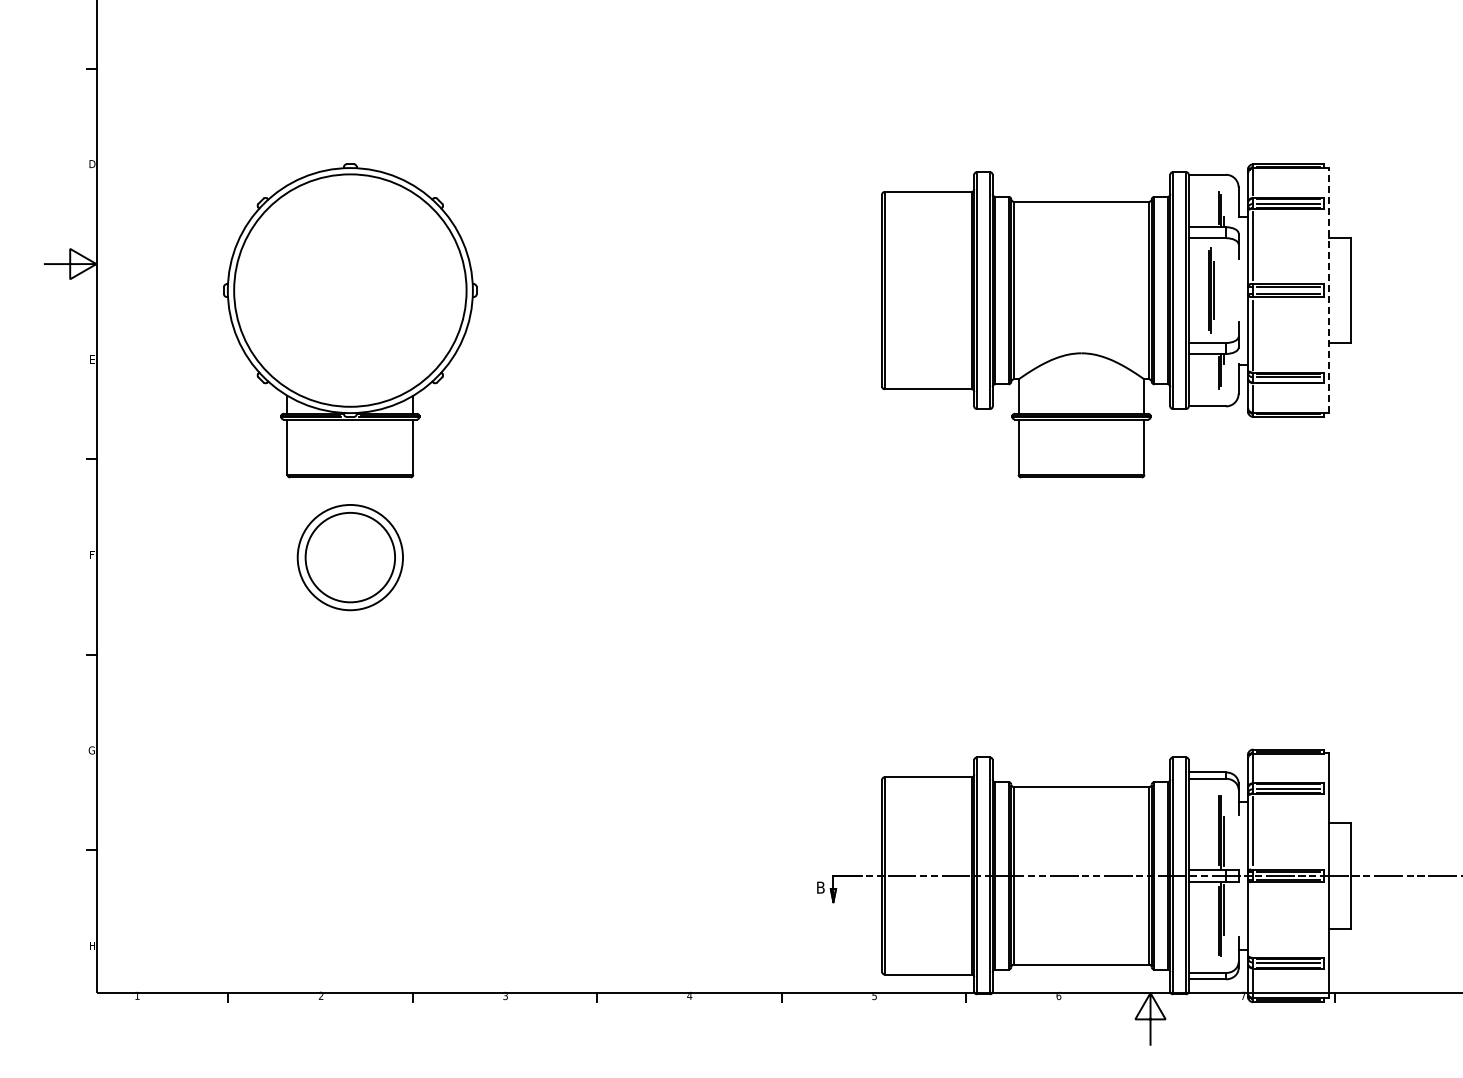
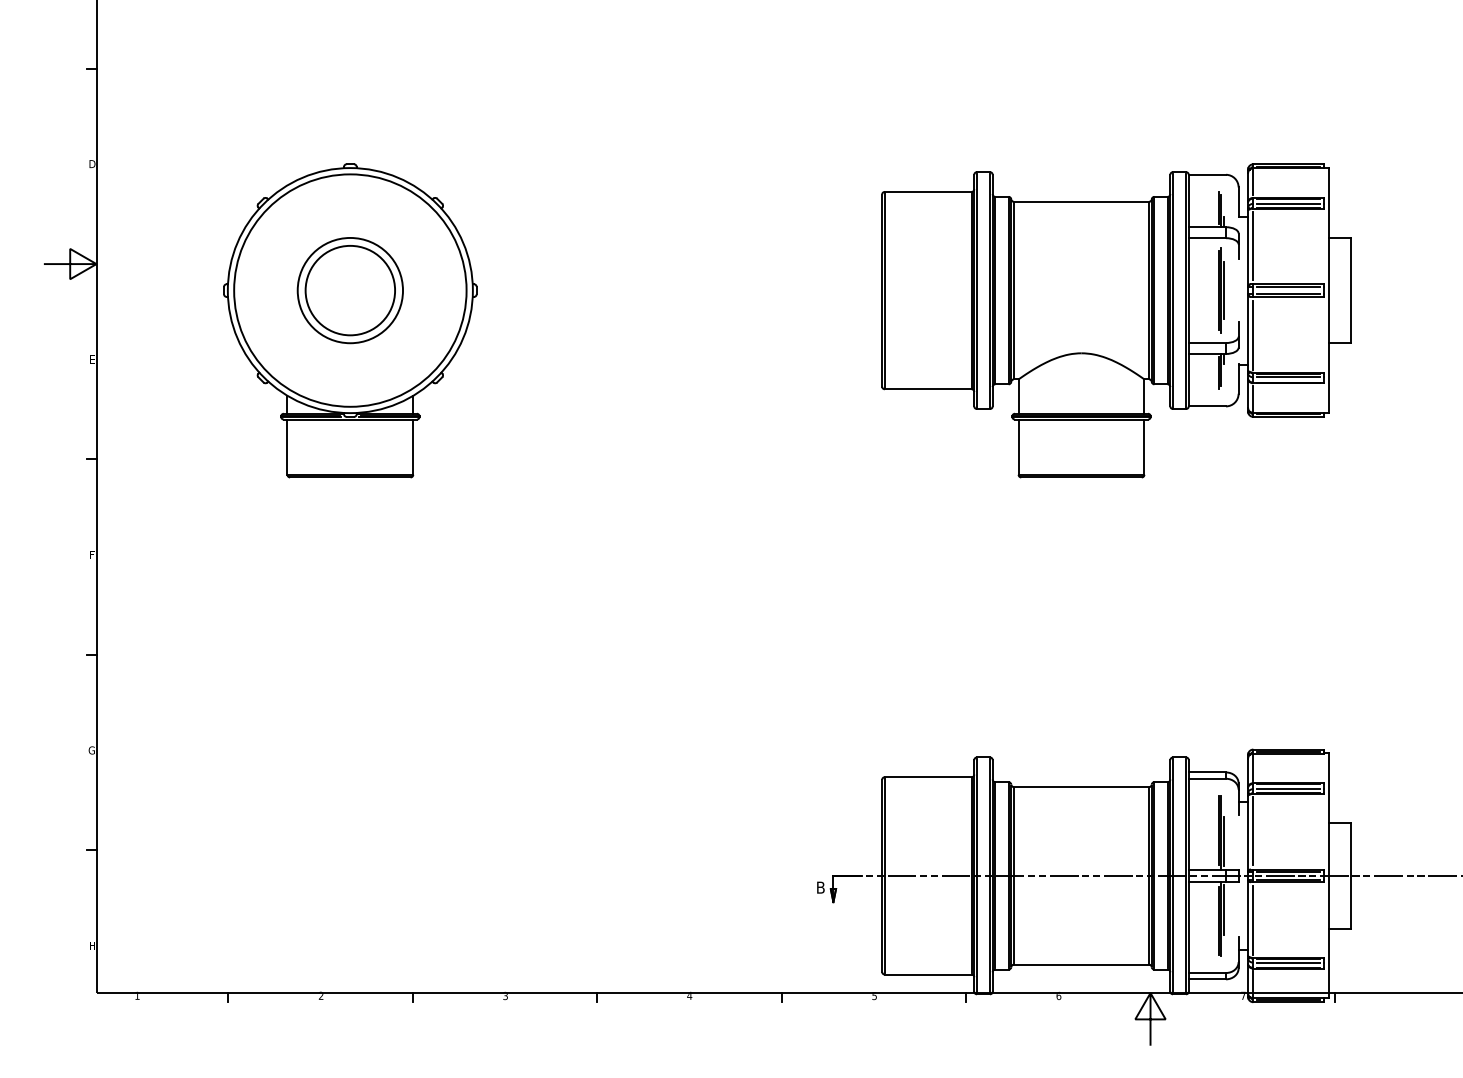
part position: (1211, 290) -> (1221, 290) (1221, 290)
line: dashed -> solid (1329, 290)
part position: (349, 557) -> (349, 290) (349, 290)
line: none -> present (1253, 920)
